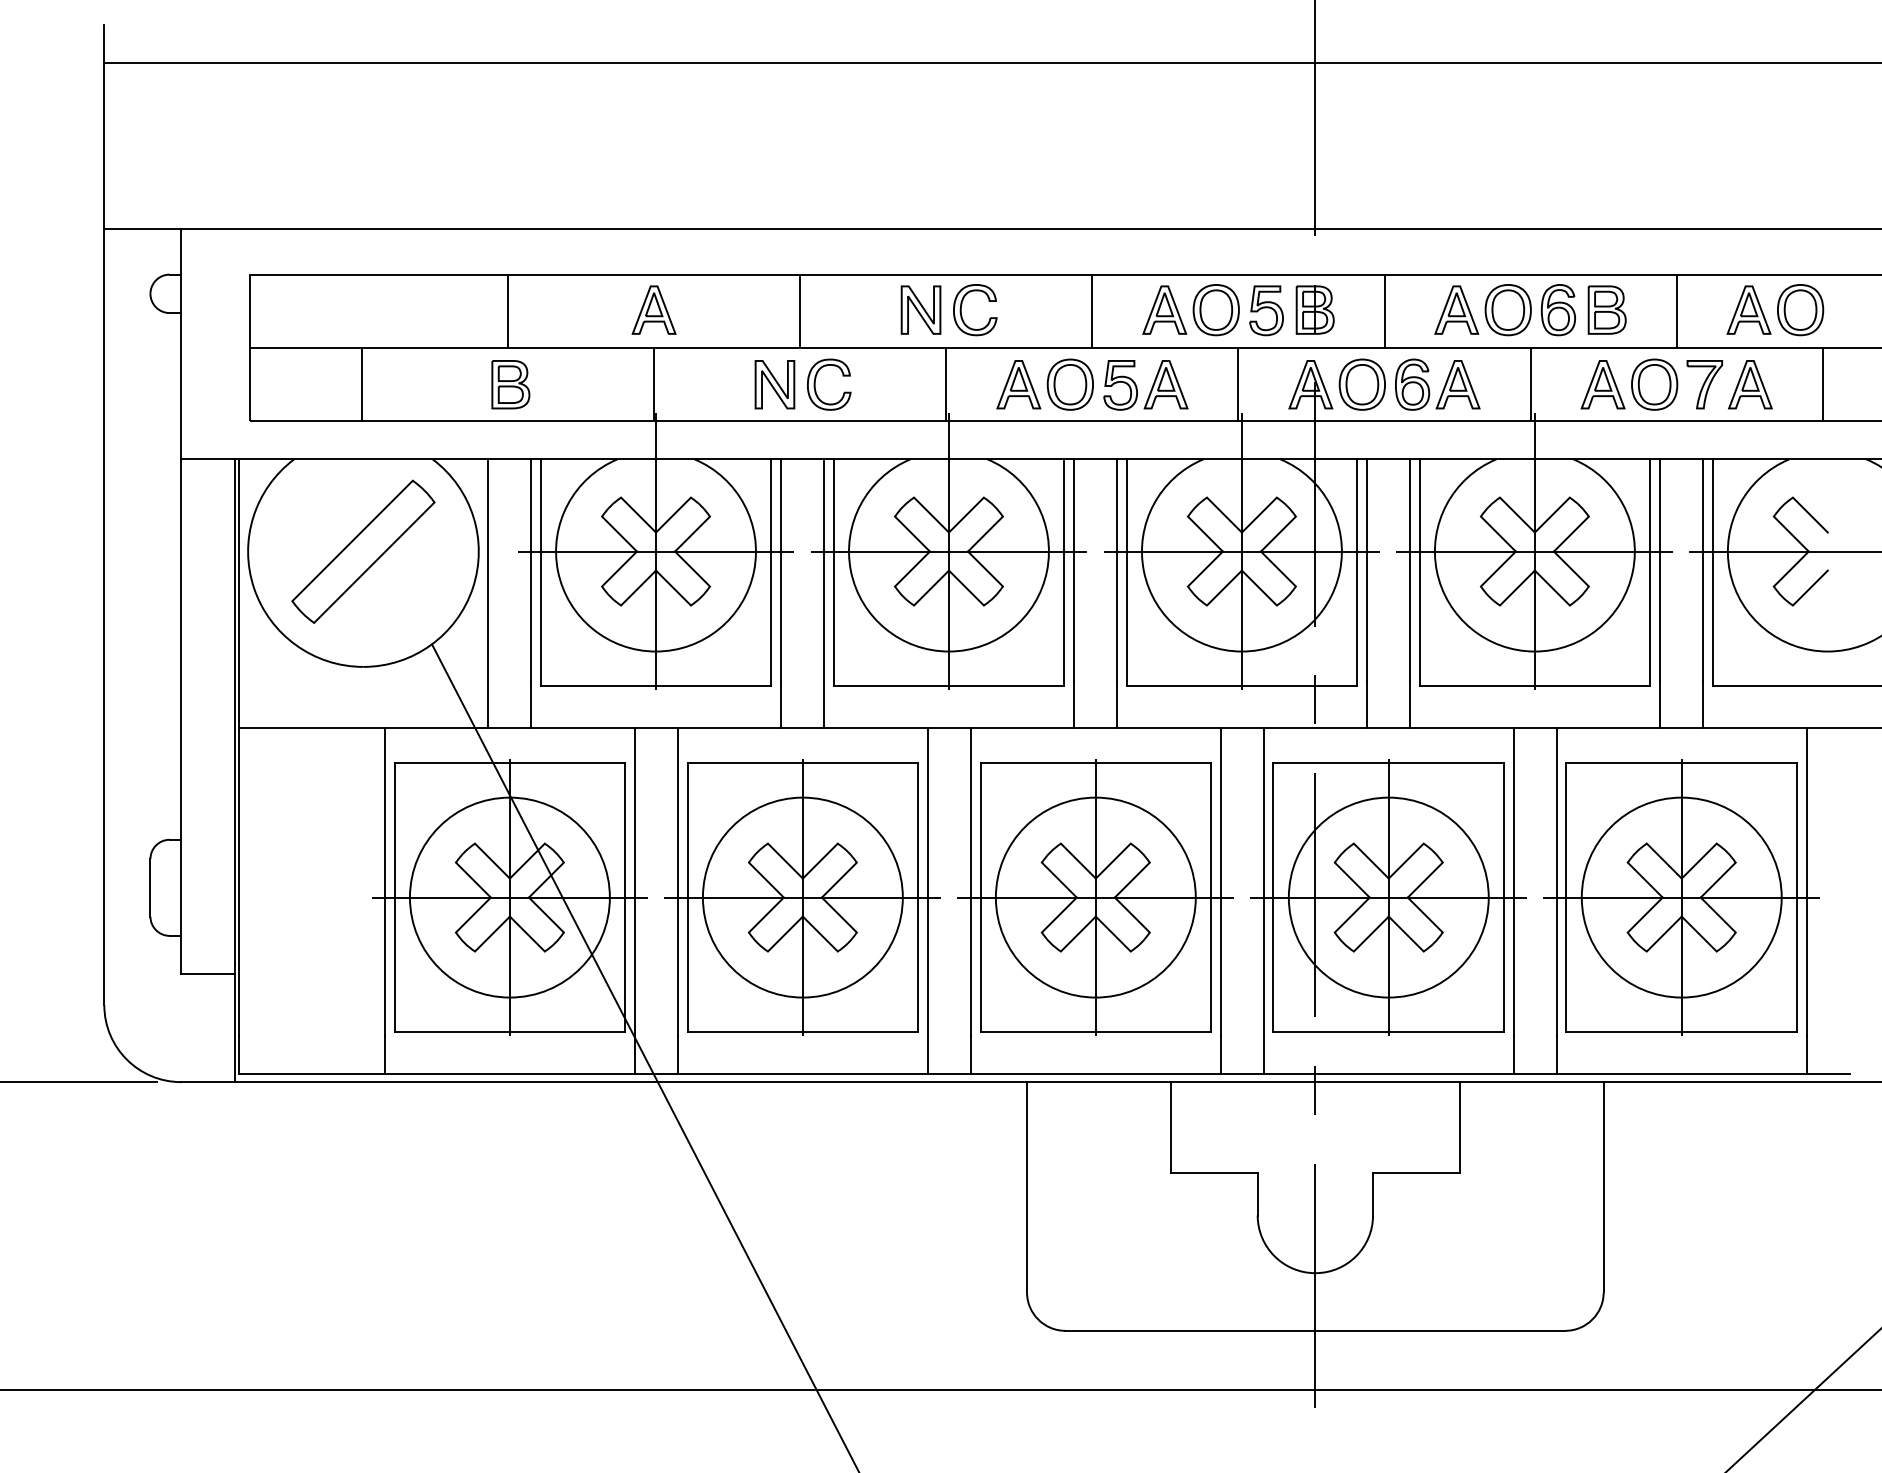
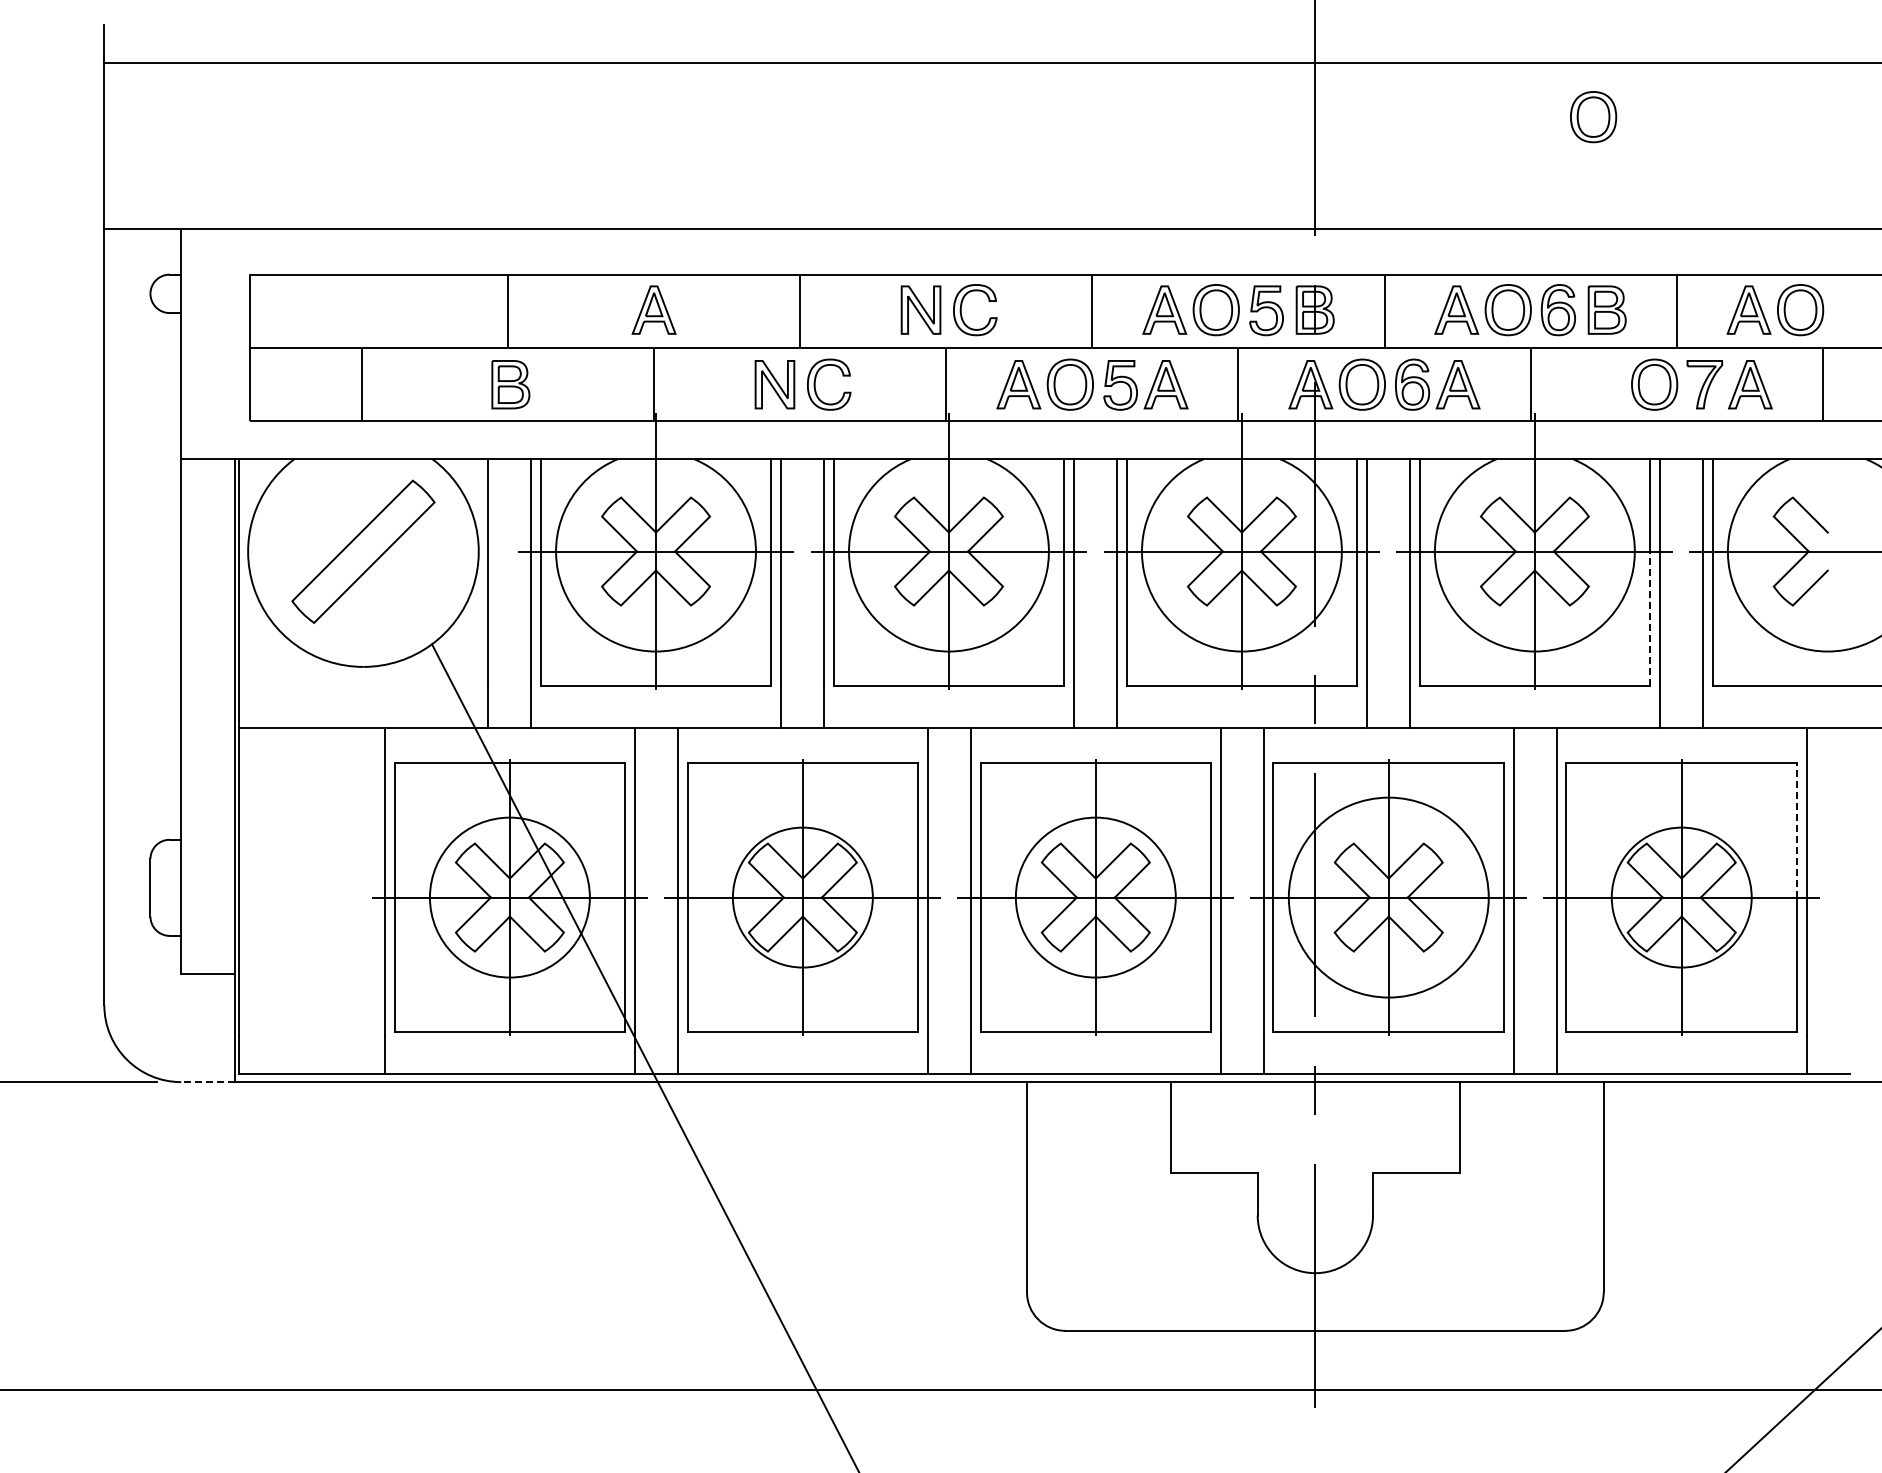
part: none -> present (1593, 117)
part: present -> none (1602, 384)
line: solid -> dashed (1650, 618)
line: solid -> dashed (1797, 829)
circle diameter: 200 px -> 160 px (509, 897)
circle diameter: 200 px -> 140 px (802, 897)
circle diameter: 200 px -> 160 px (1095, 897)
circle diameter: 200 px -> 140 px (1681, 897)
line: solid -> dashed (208, 1082)
